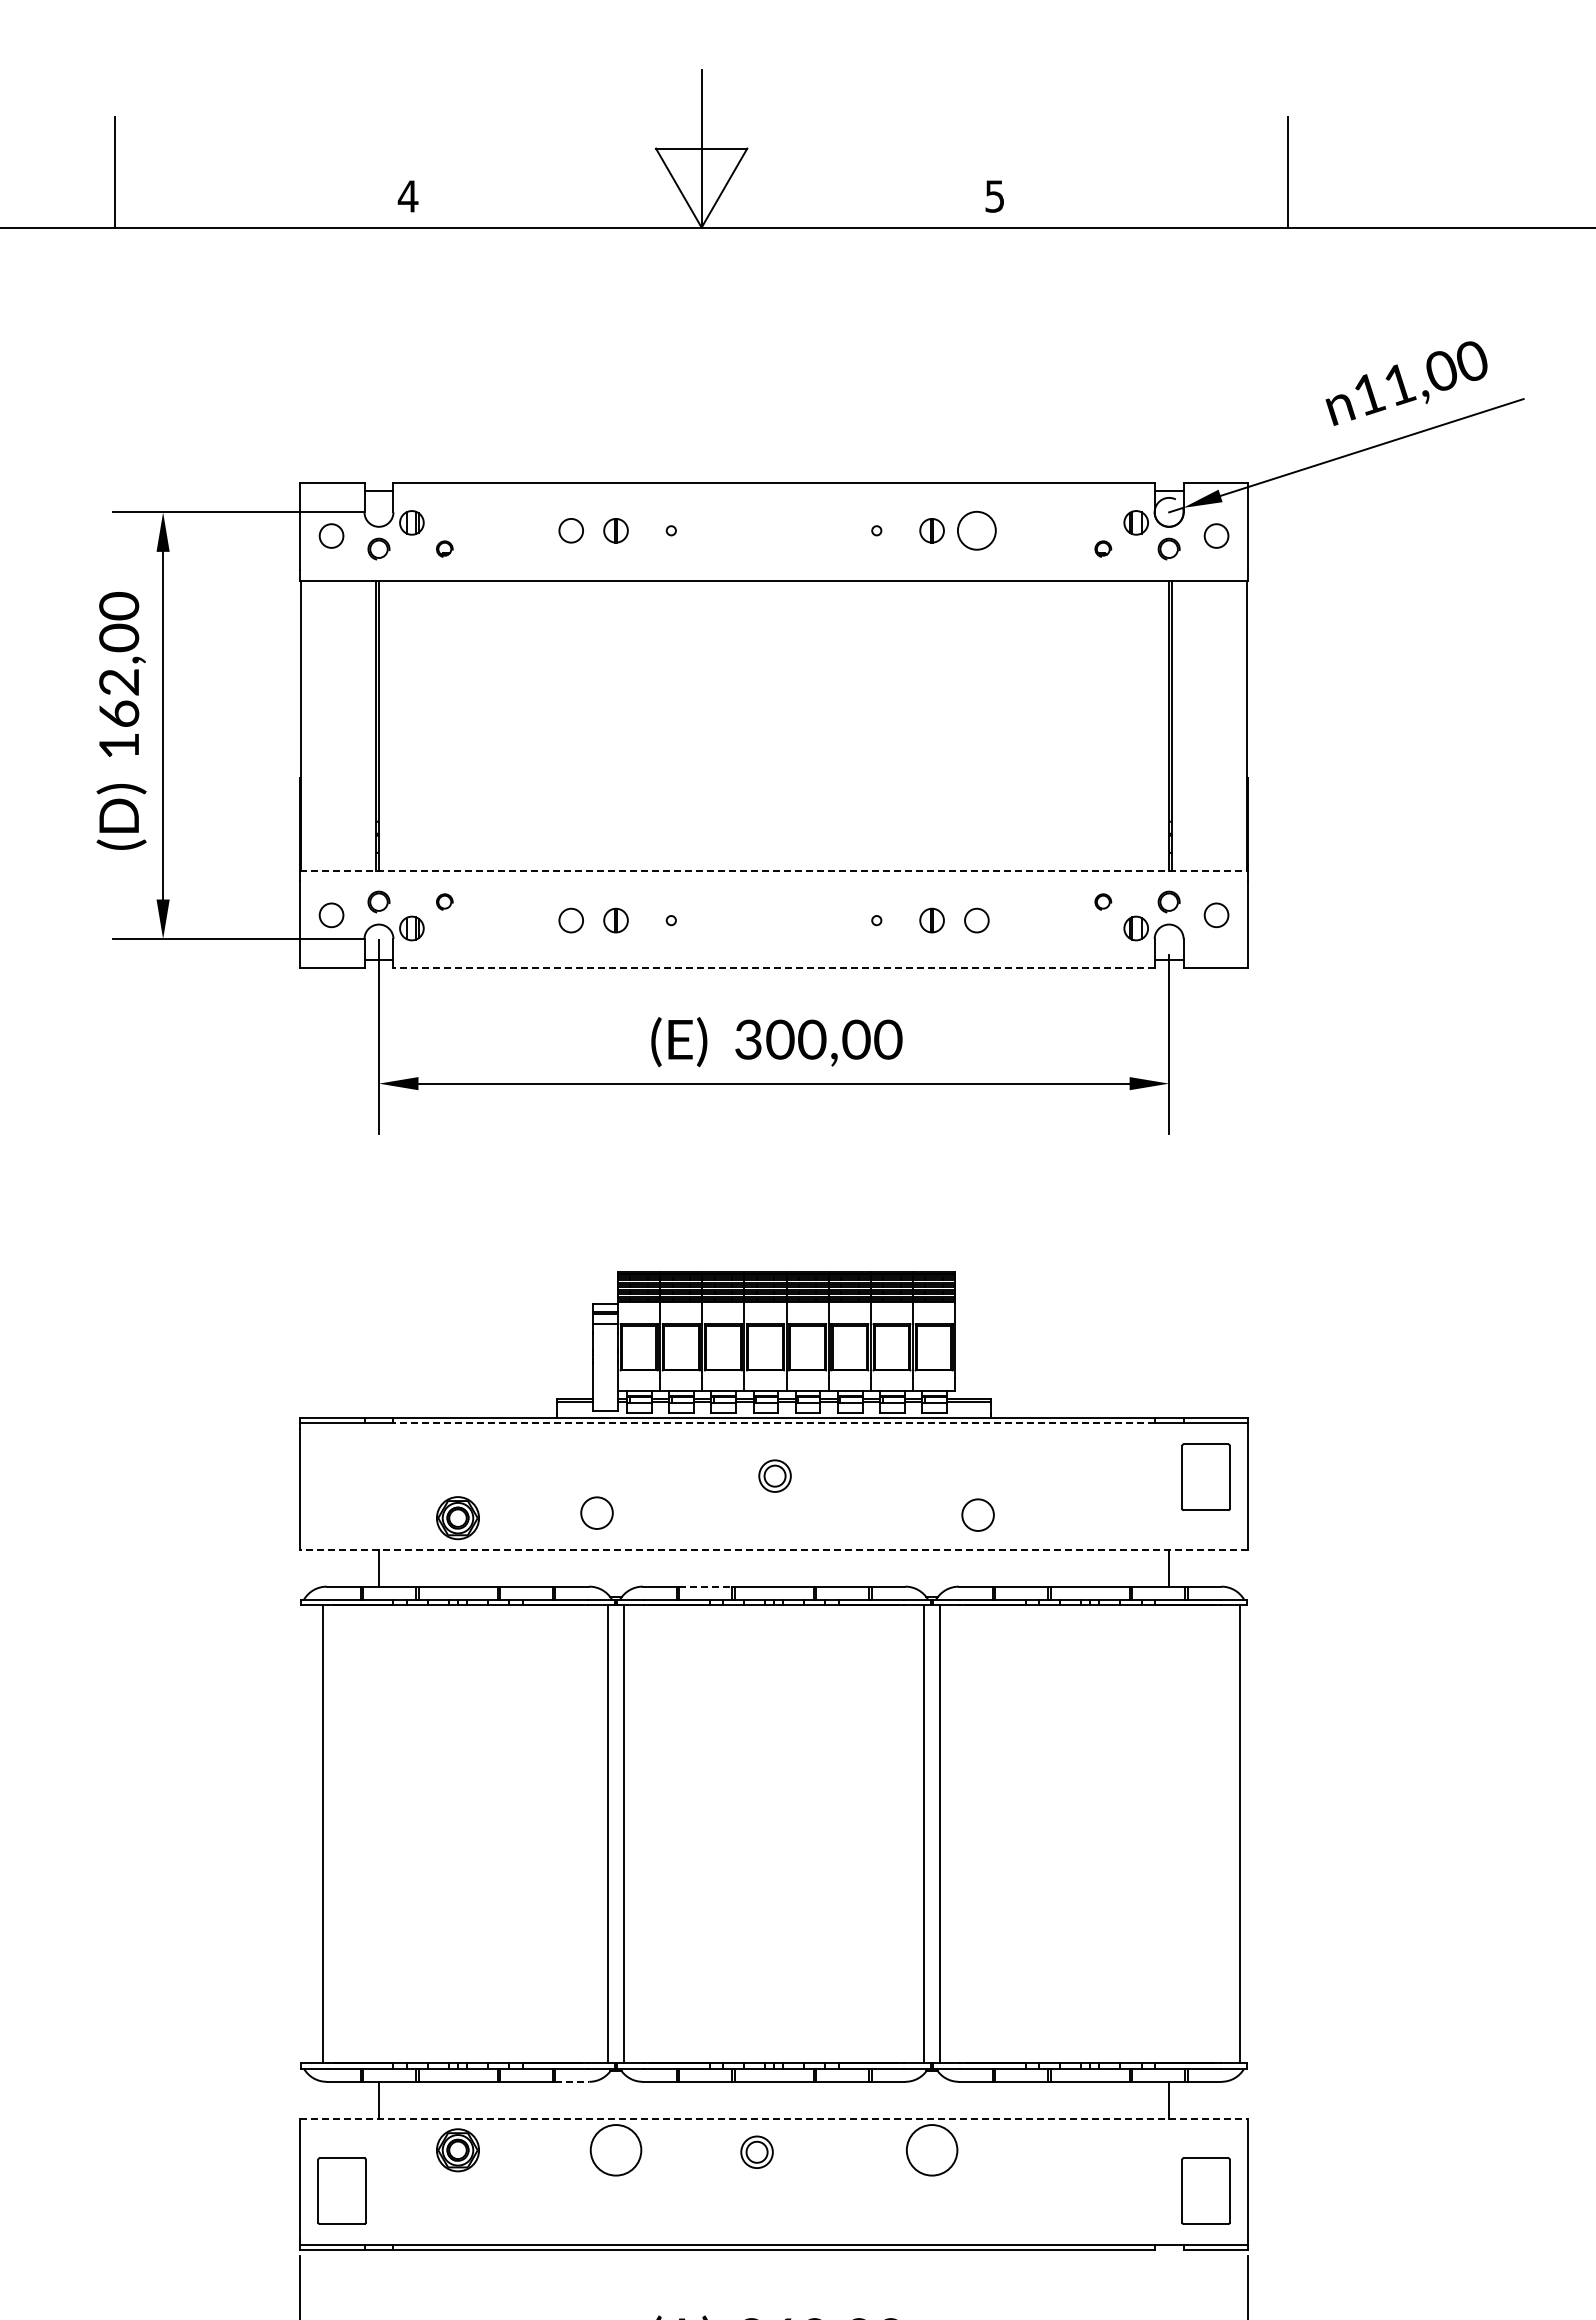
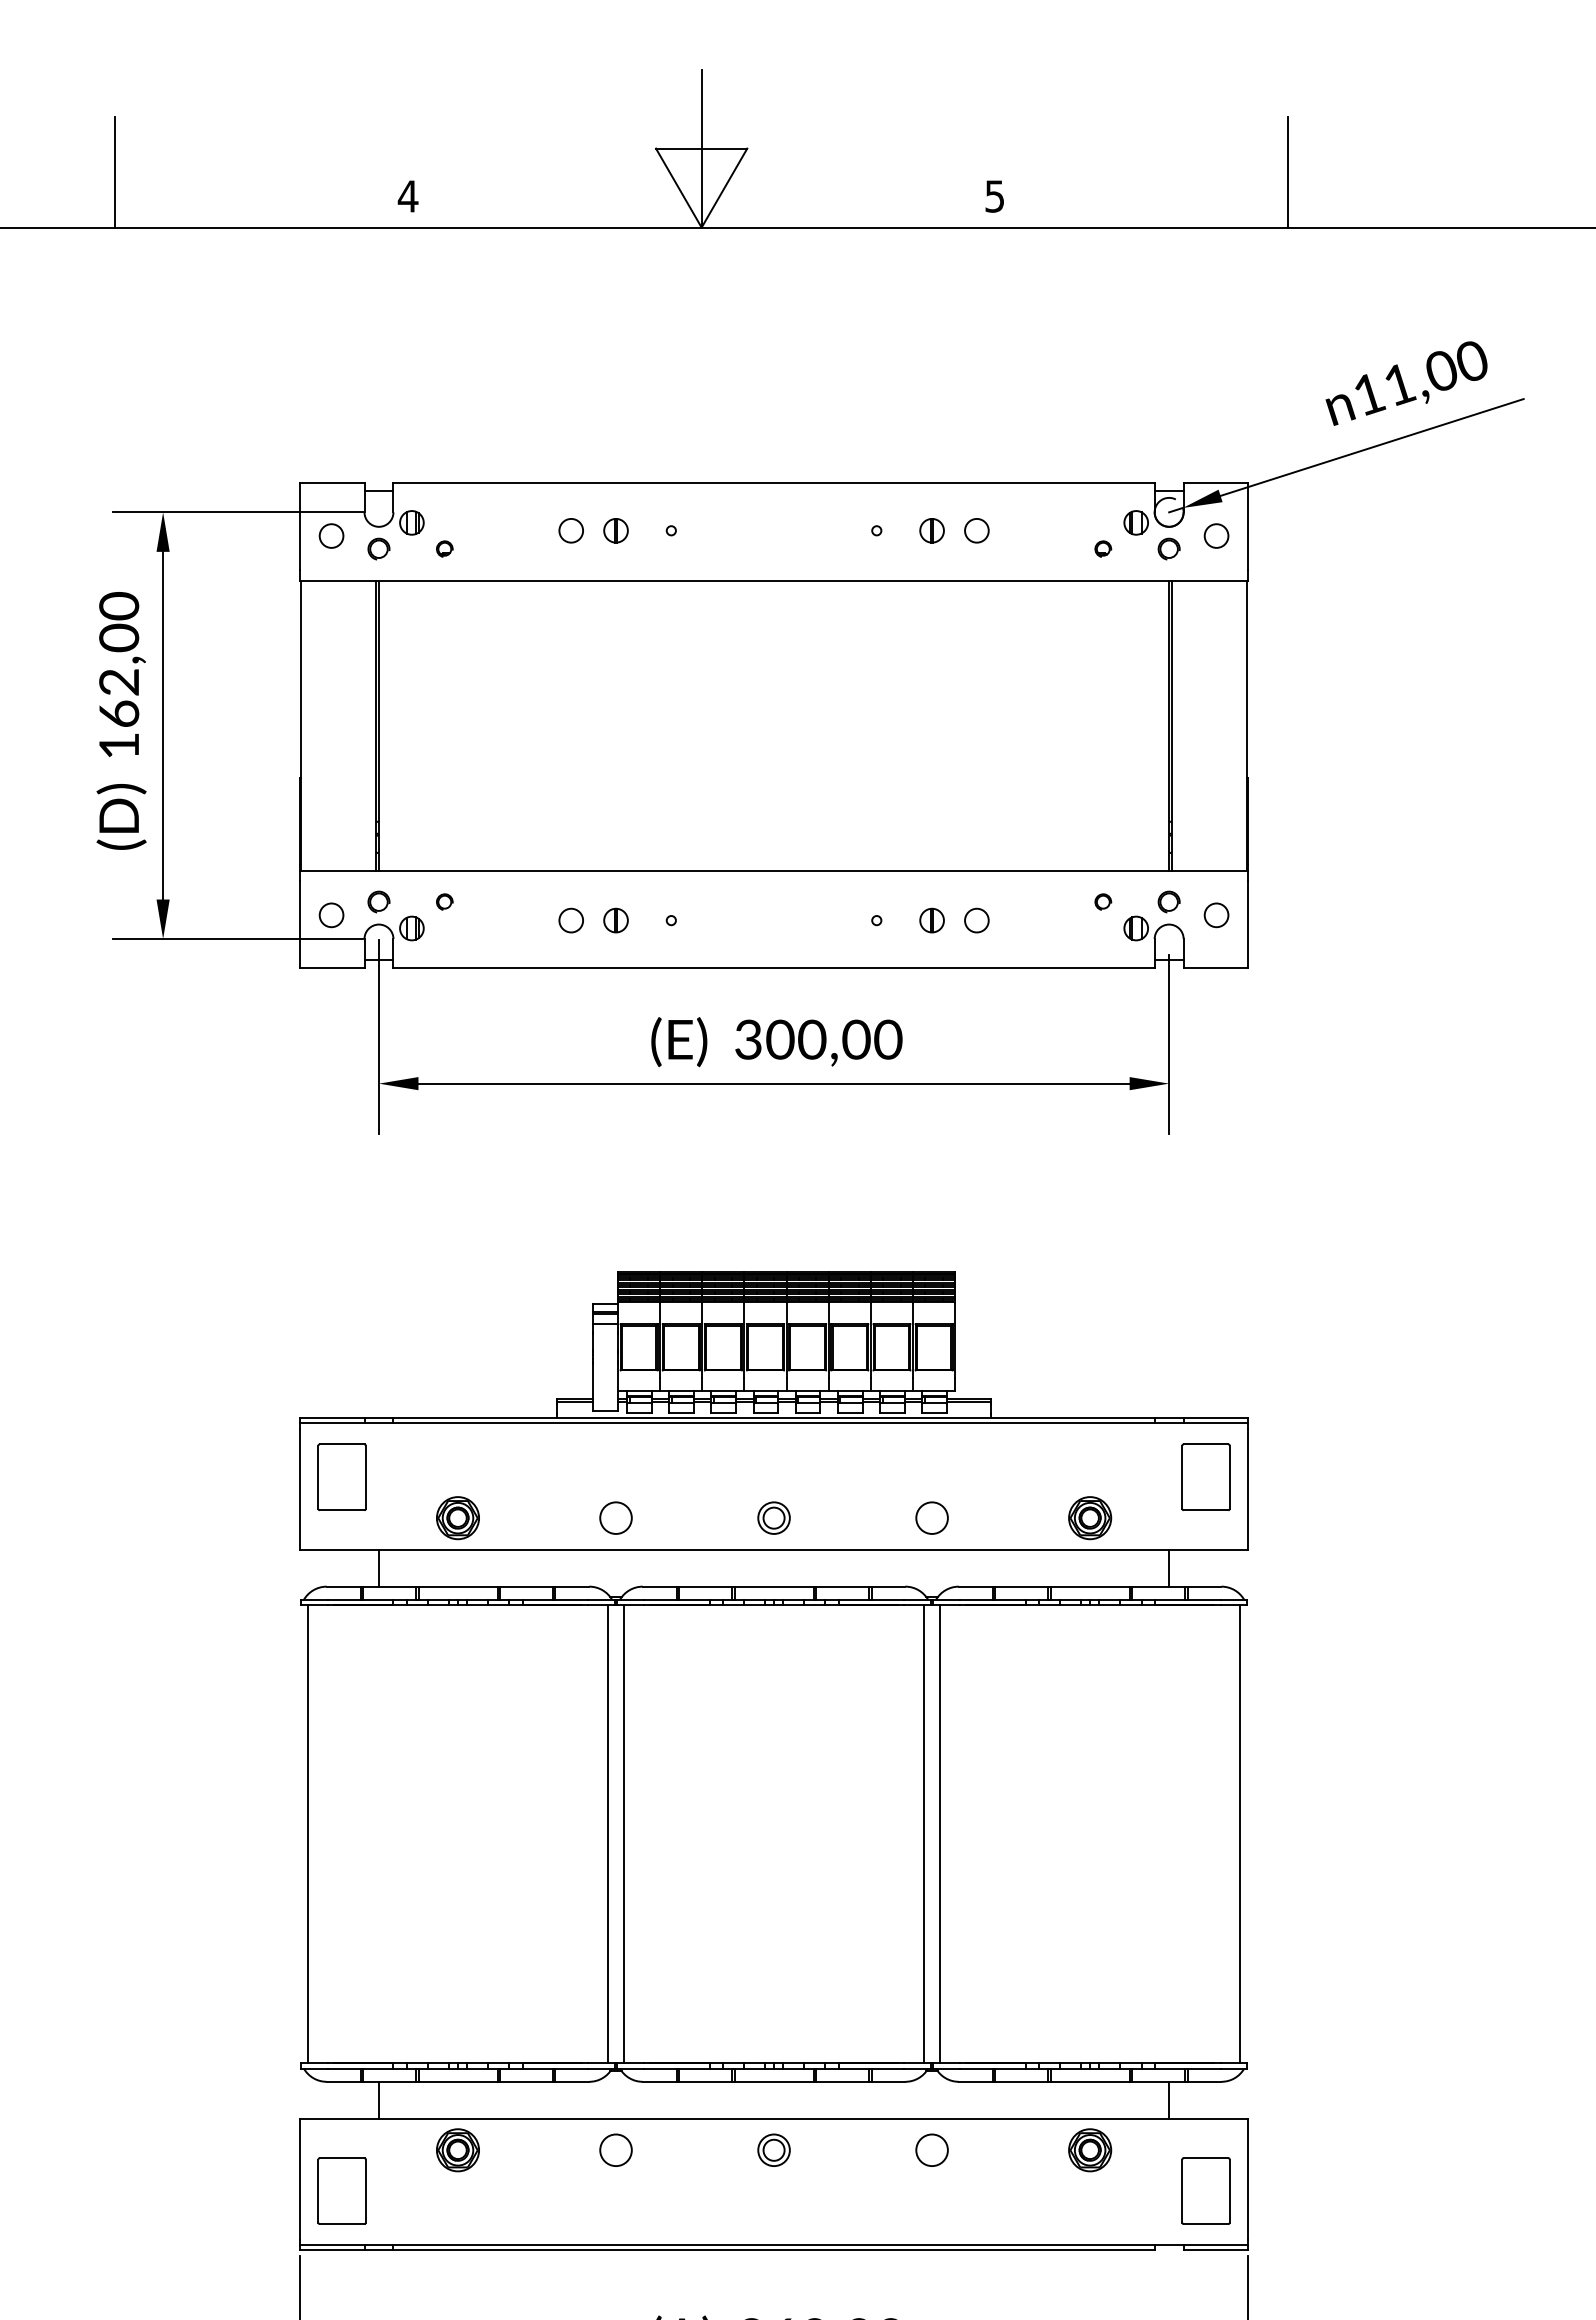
circle diameter: 38 px -> 24 px (976, 530)
line: dashed -> solid (774, 870)
line: dashed -> solid (774, 968)
line: dashed -> solid (774, 1423)
part position: (774, 1475) -> (773, 1517) (773, 1517)
part: none -> present (341, 1476)
circle position: (596, 1512) -> (615, 1517) (615, 1517)
circle position: (977, 1514) -> (931, 1517) (931, 1517)
part: none -> present (1090, 1518)
line: dashed -> solid (773, 1549)
line: dashed -> solid (706, 1586)
line position: (322, 1834) -> (307, 1834) (307, 1834)
line: dashed -> solid (572, 2081)
line: dashed -> solid (774, 2118)
circle diameter: 51 px -> 32 px (615, 2150)
circle diameter: 51 px -> 32 px (931, 2150)
part: none -> present (1090, 2150)
part position: (756, 2151) -> (773, 2149) (773, 2149)
